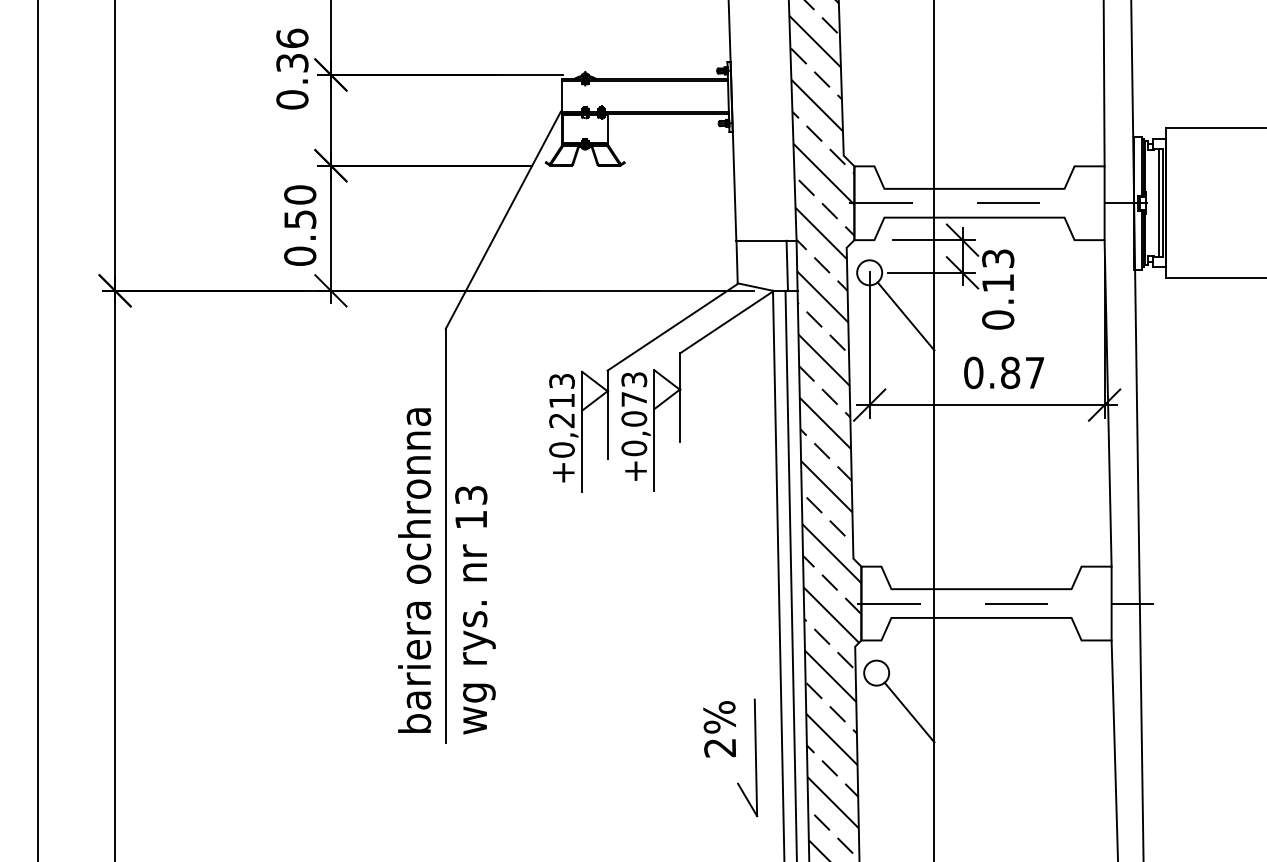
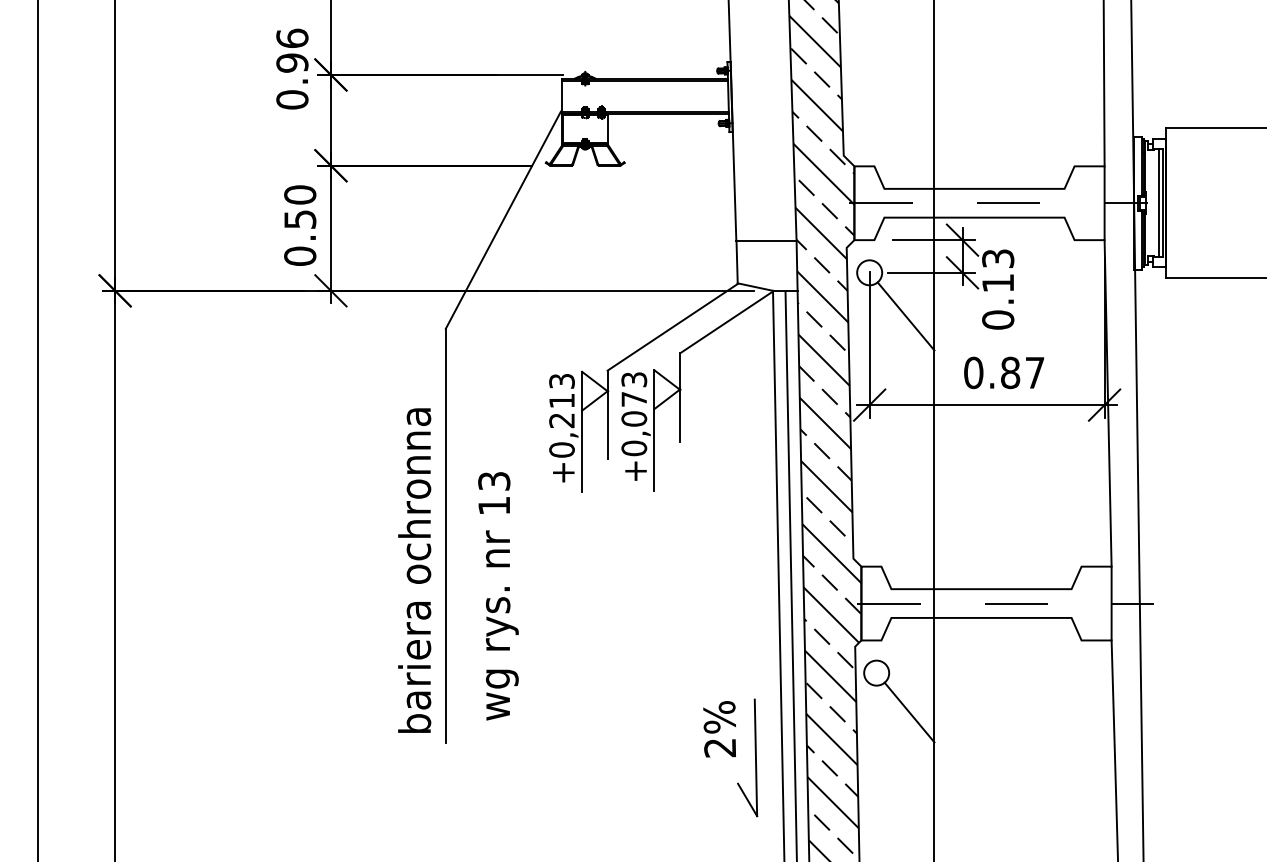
text: 0.36 -> 0.96 (292, 62)
line: present -> none (786, 265)
text position: (475, 610) -> (498, 596) (498, 596)
